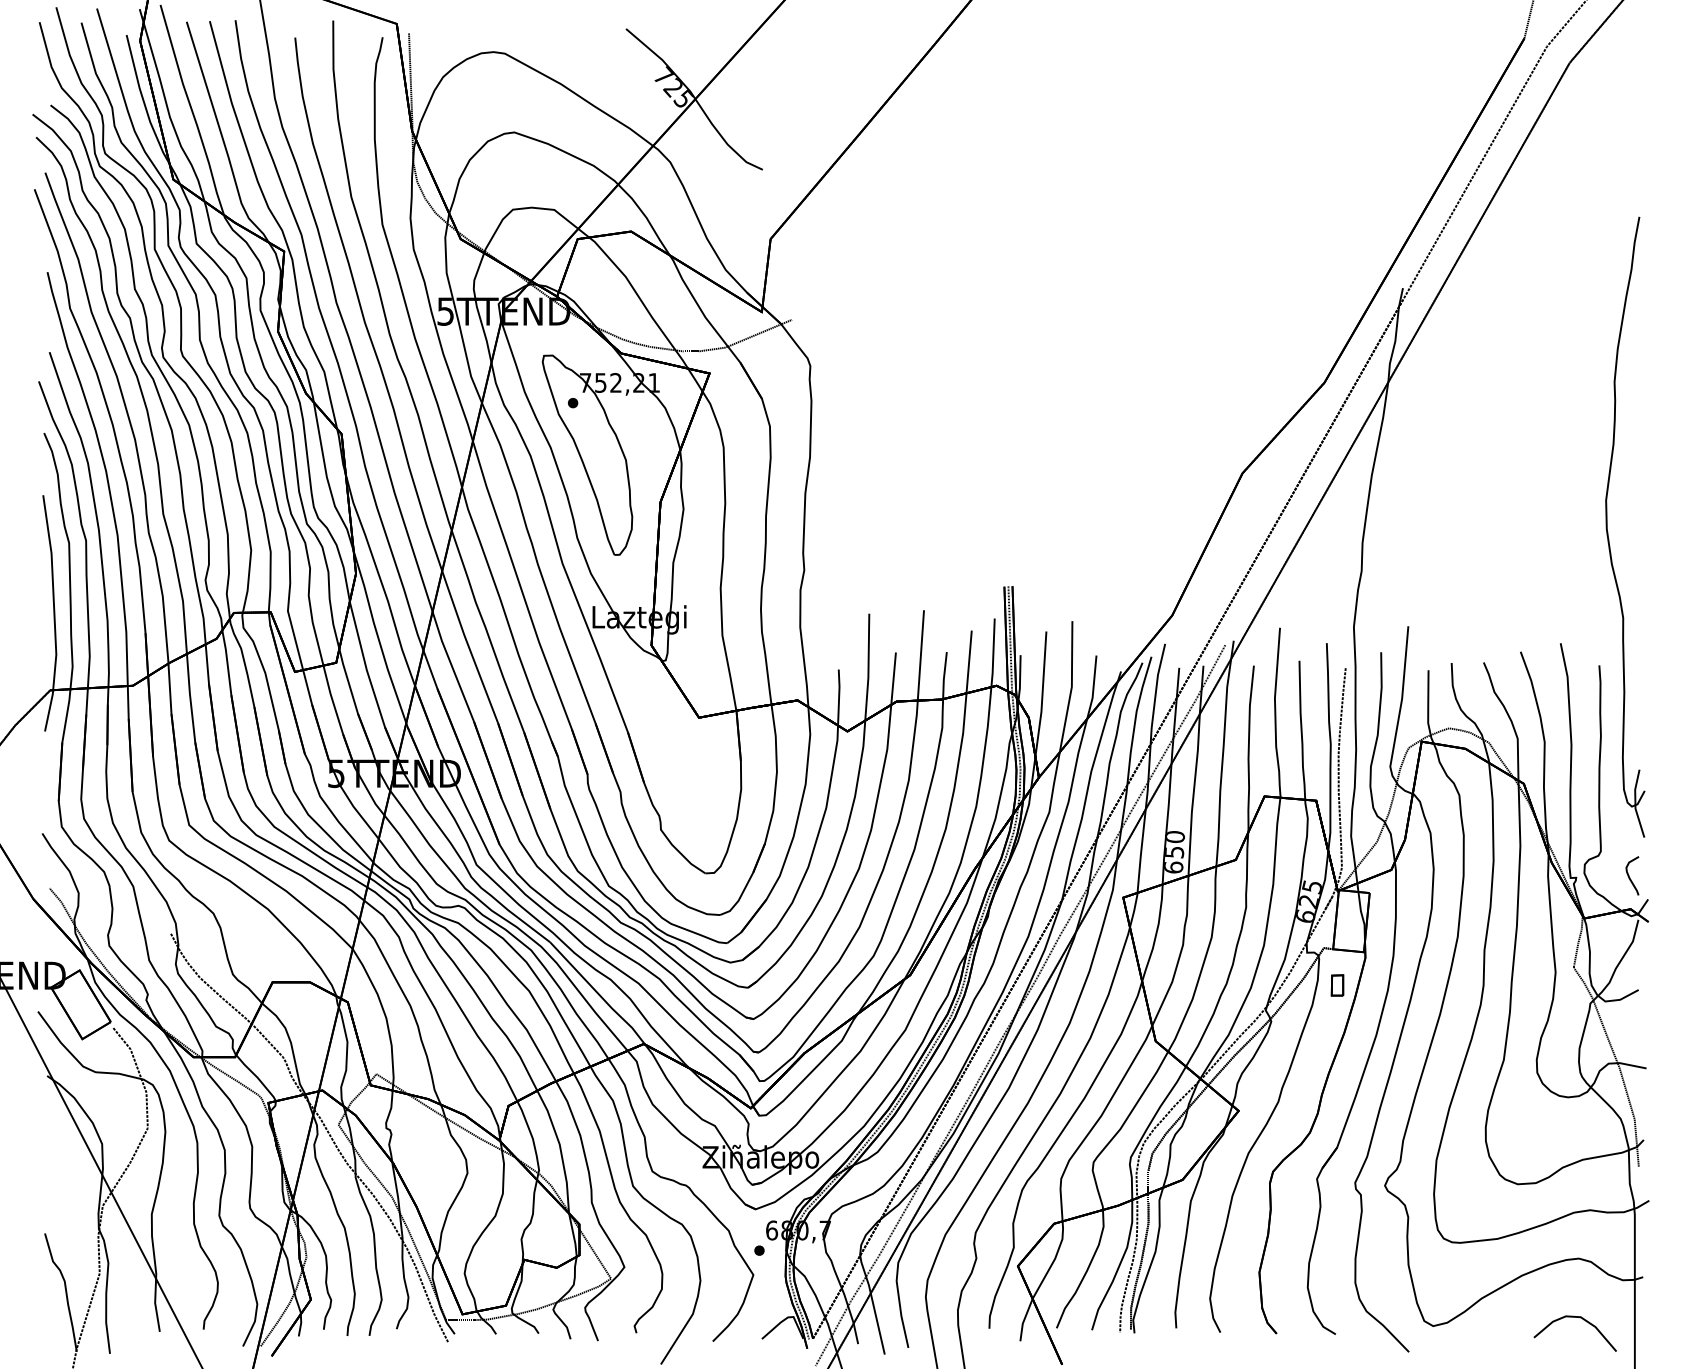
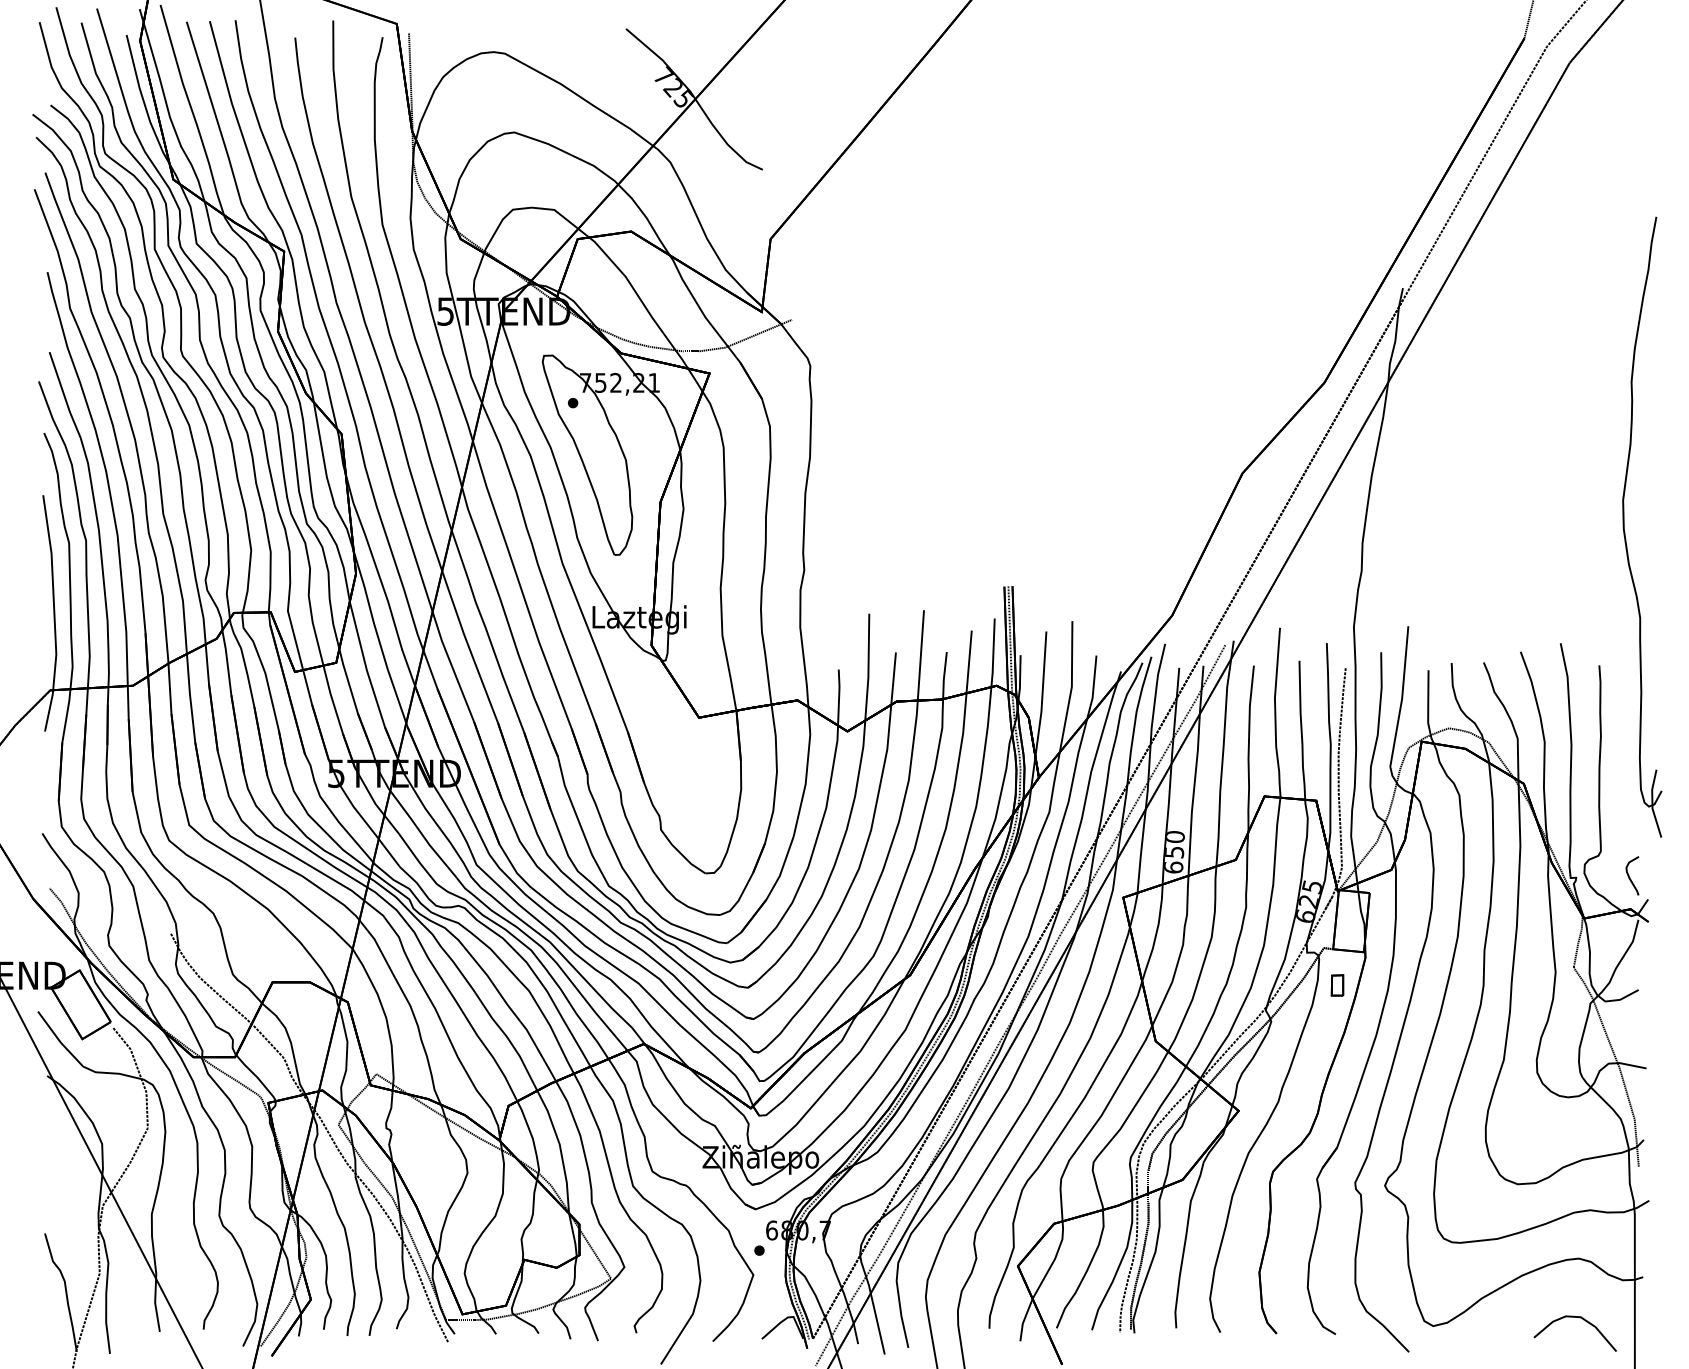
part position: (1607, 526) -> (1624, 526) (1624, 526)
